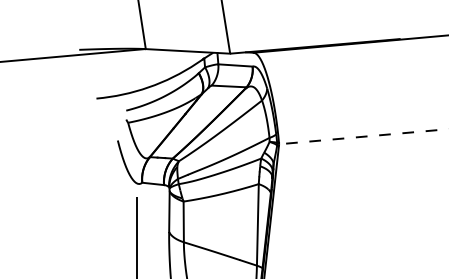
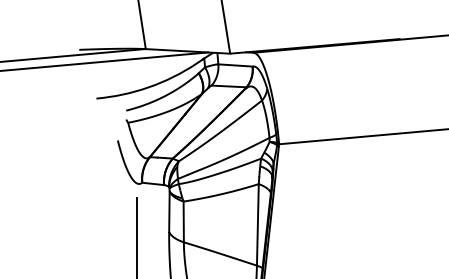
line: none -> present (105, 61)
line: dashed -> solid (363, 136)
